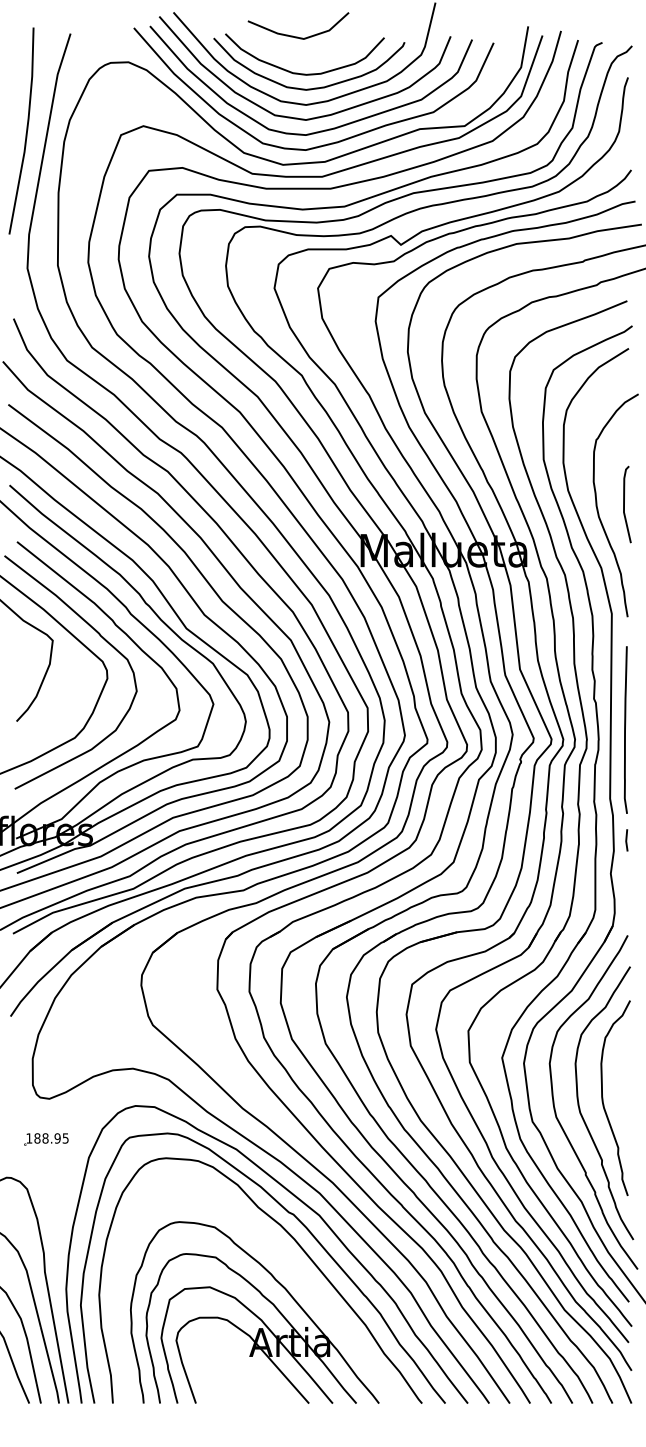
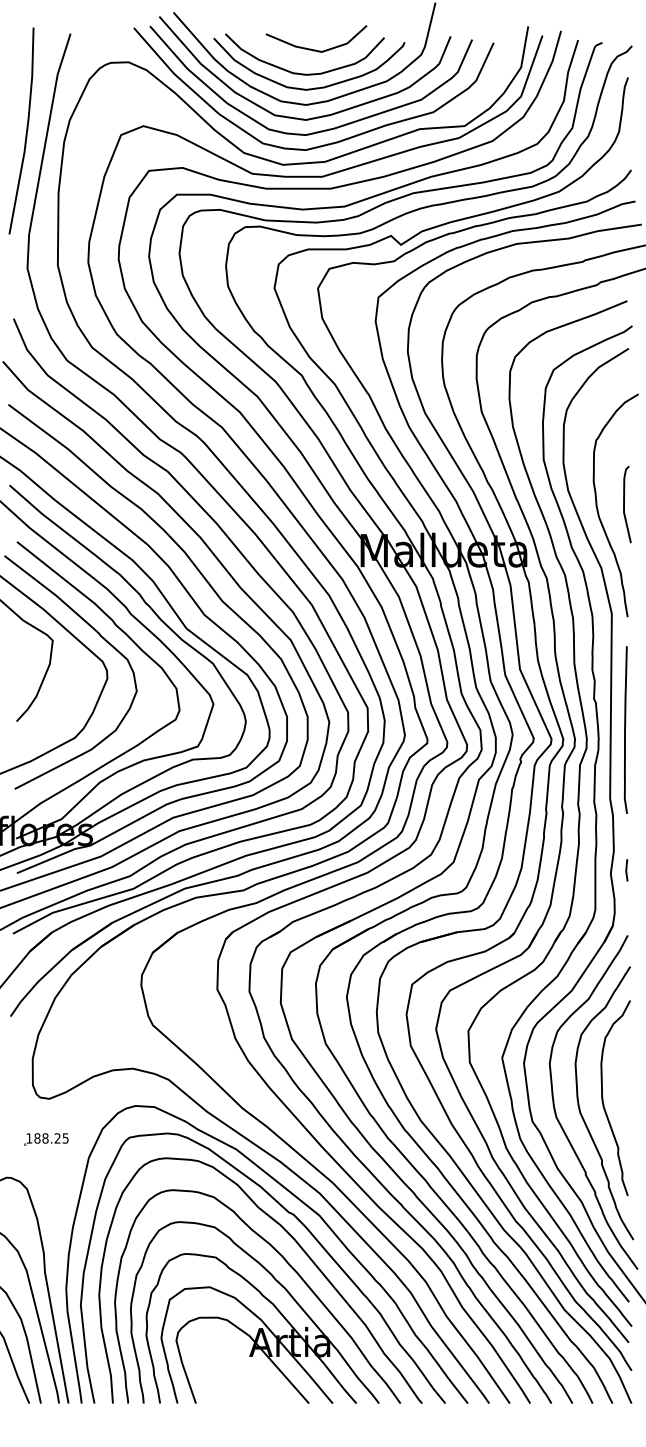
line position: (297, 36) -> (315, 49) (315, 49)
line position: (626, 840) -> (626, 870) (626, 870)
text: 188.95 -> 188.25 (57, 1138)
curve: none -> present (288, 1265)
